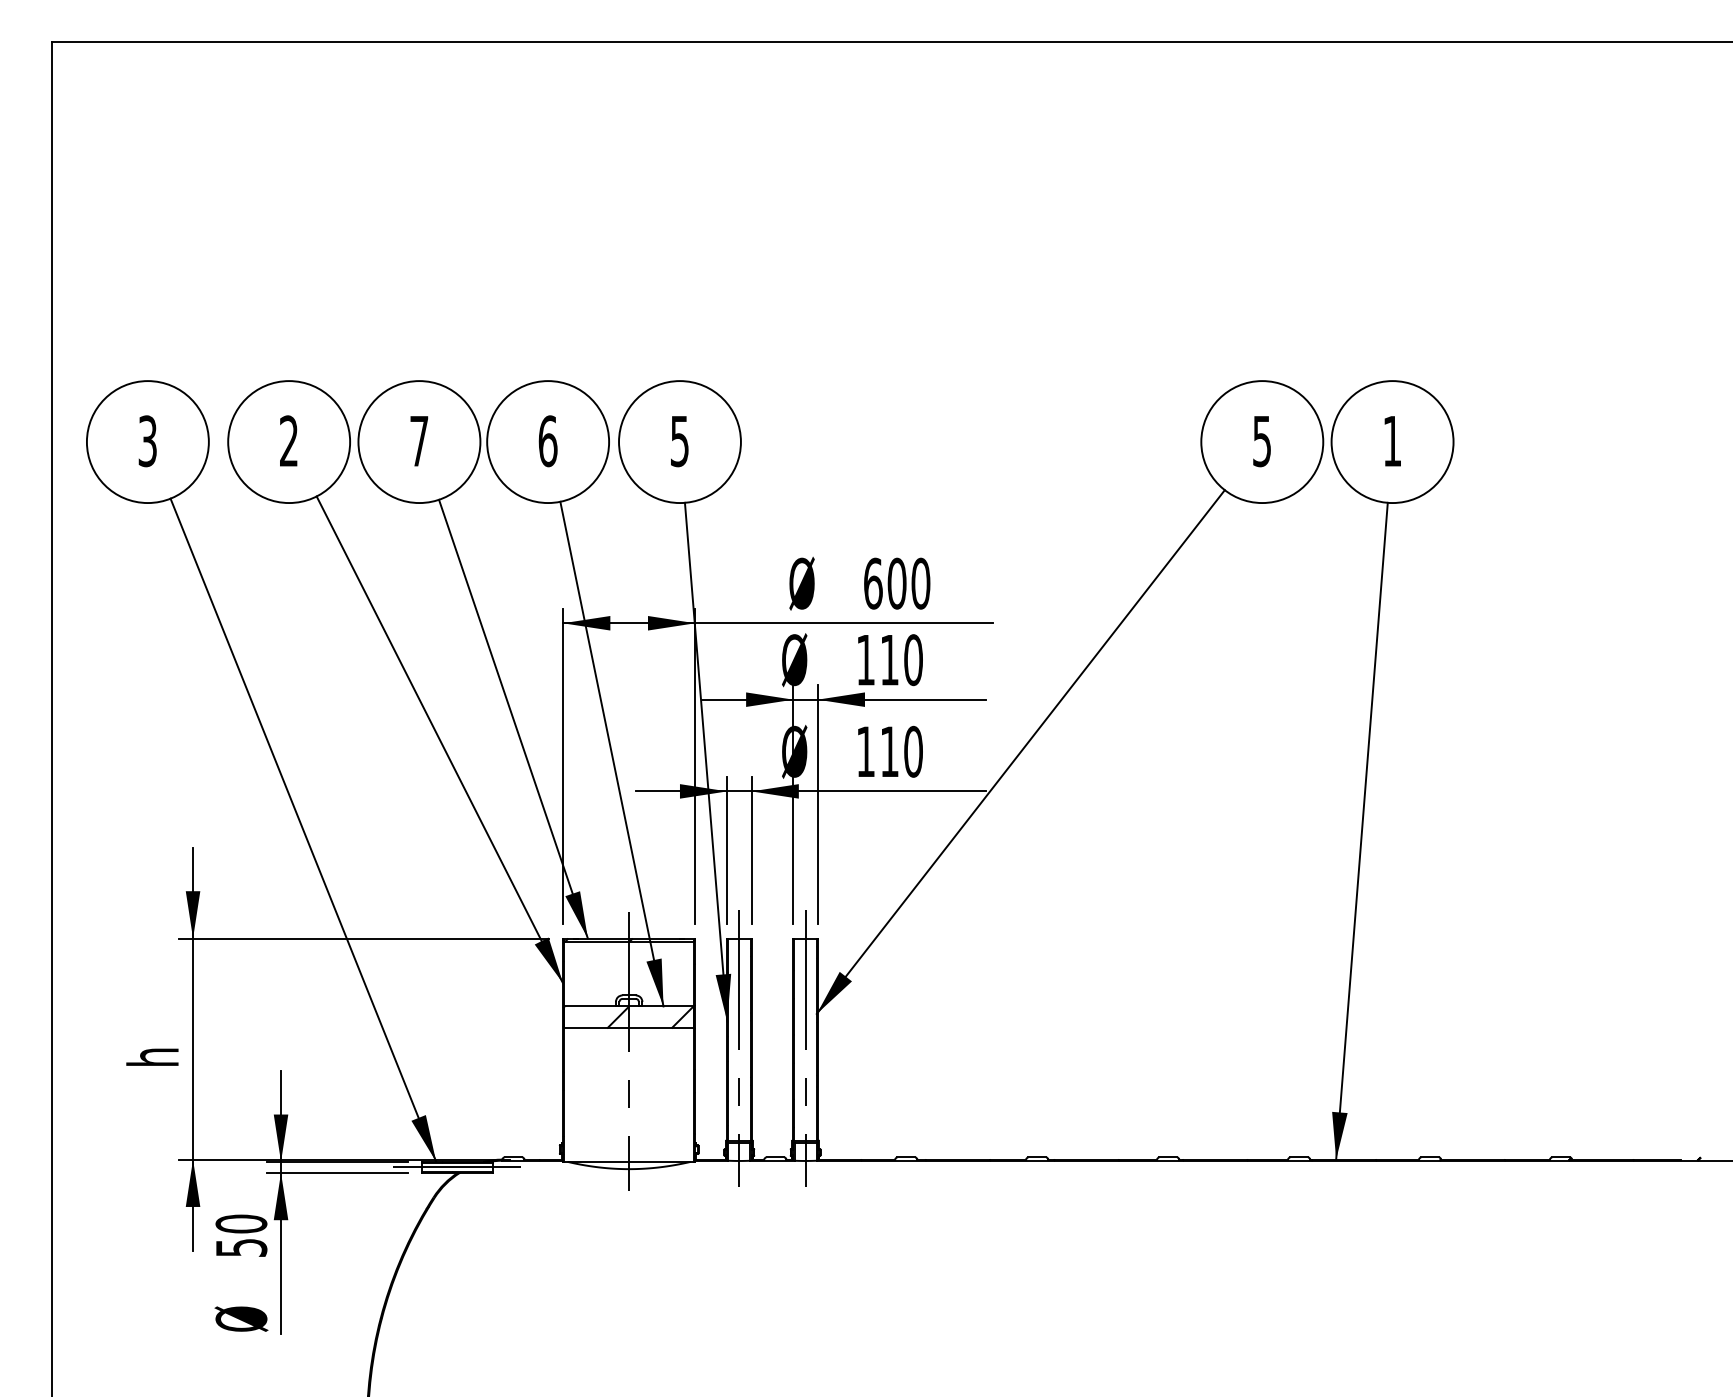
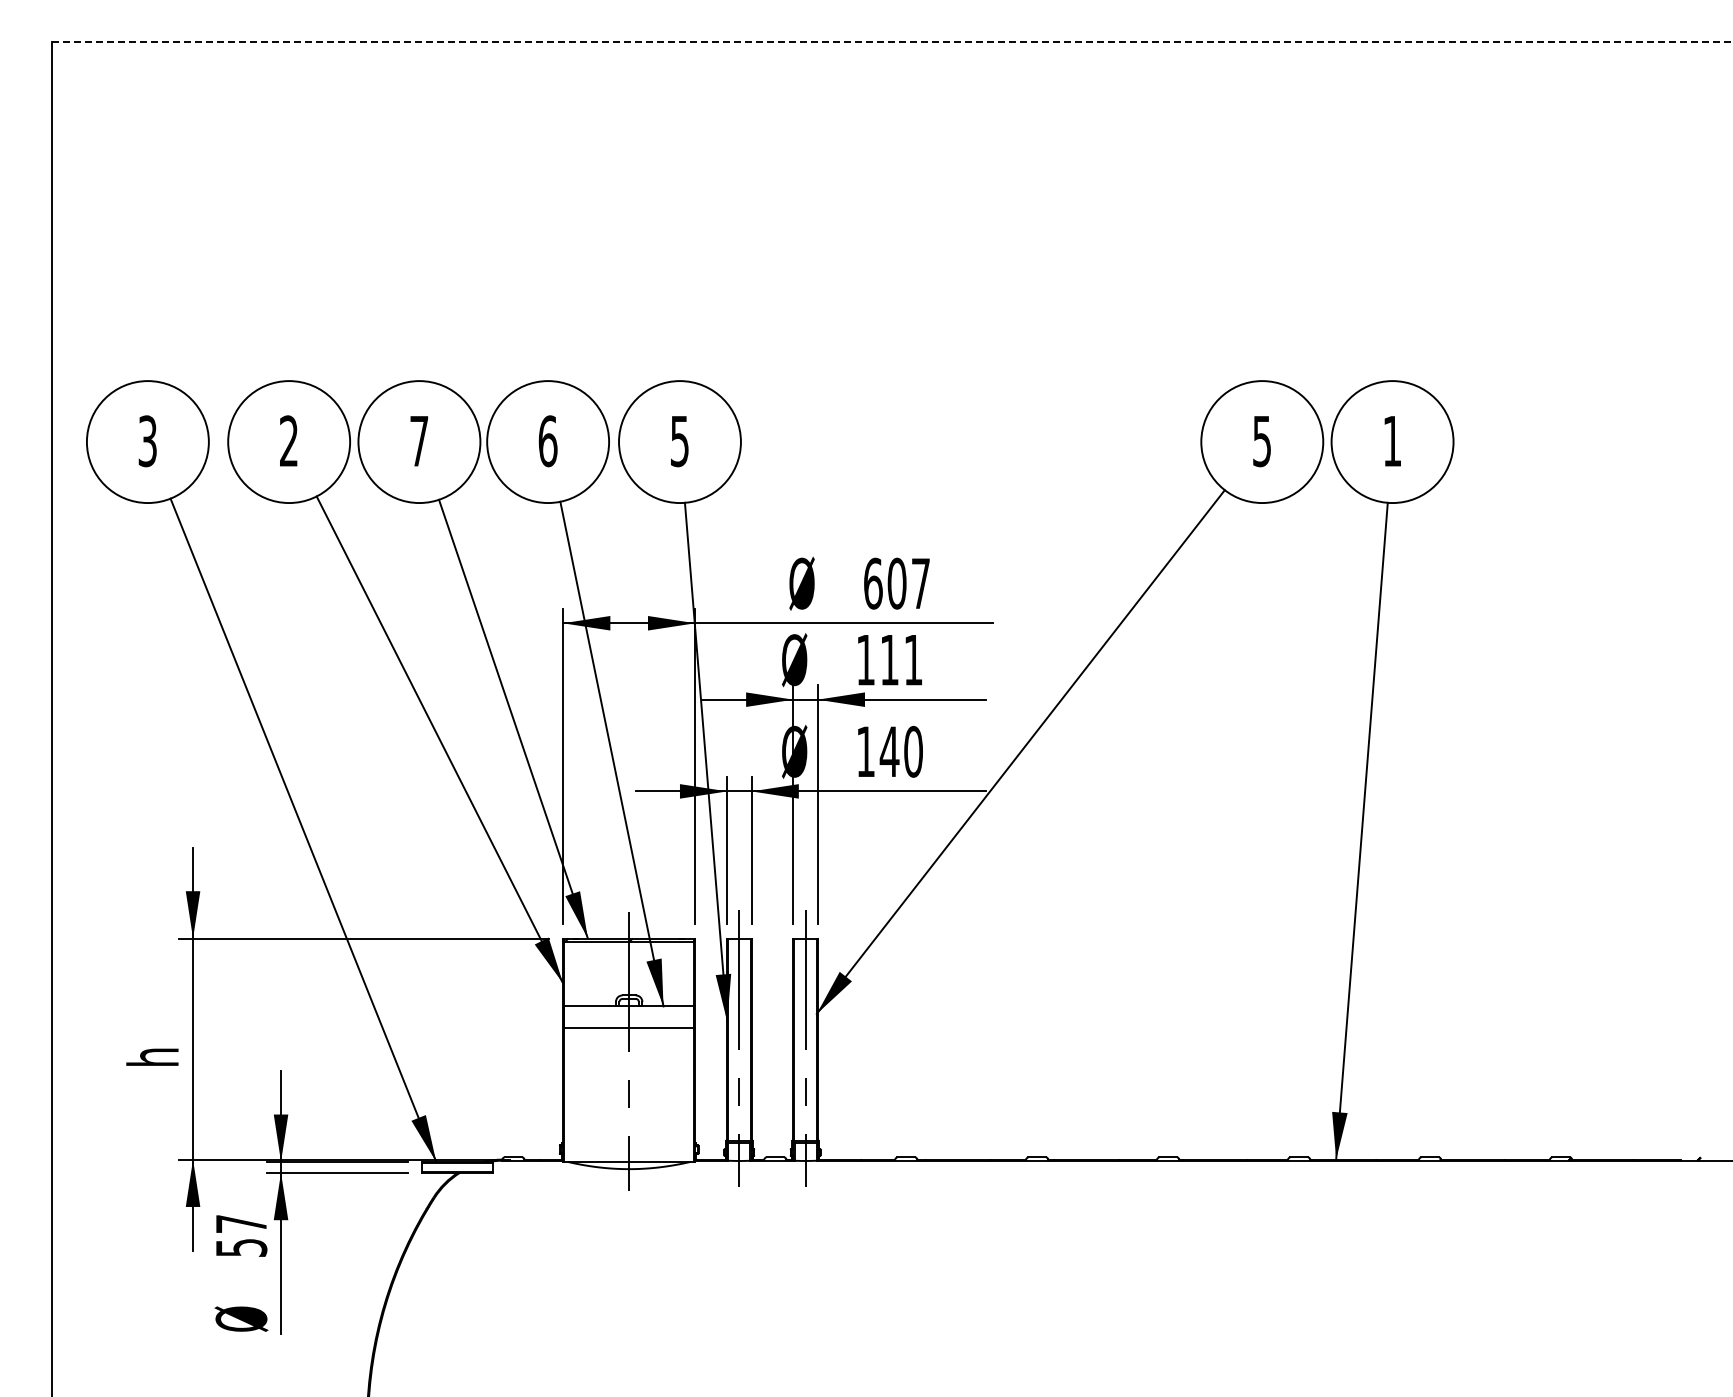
line: solid -> dashed (892, 41)
text: 600 -> 607 (920, 583)
text: 110 -> 111 (913, 660)
text: 110 -> 140 (889, 751)
hatch: present -> none (628, 1017)
line: present -> none (457, 1167)
text: 50 -> 57 (241, 1223)
